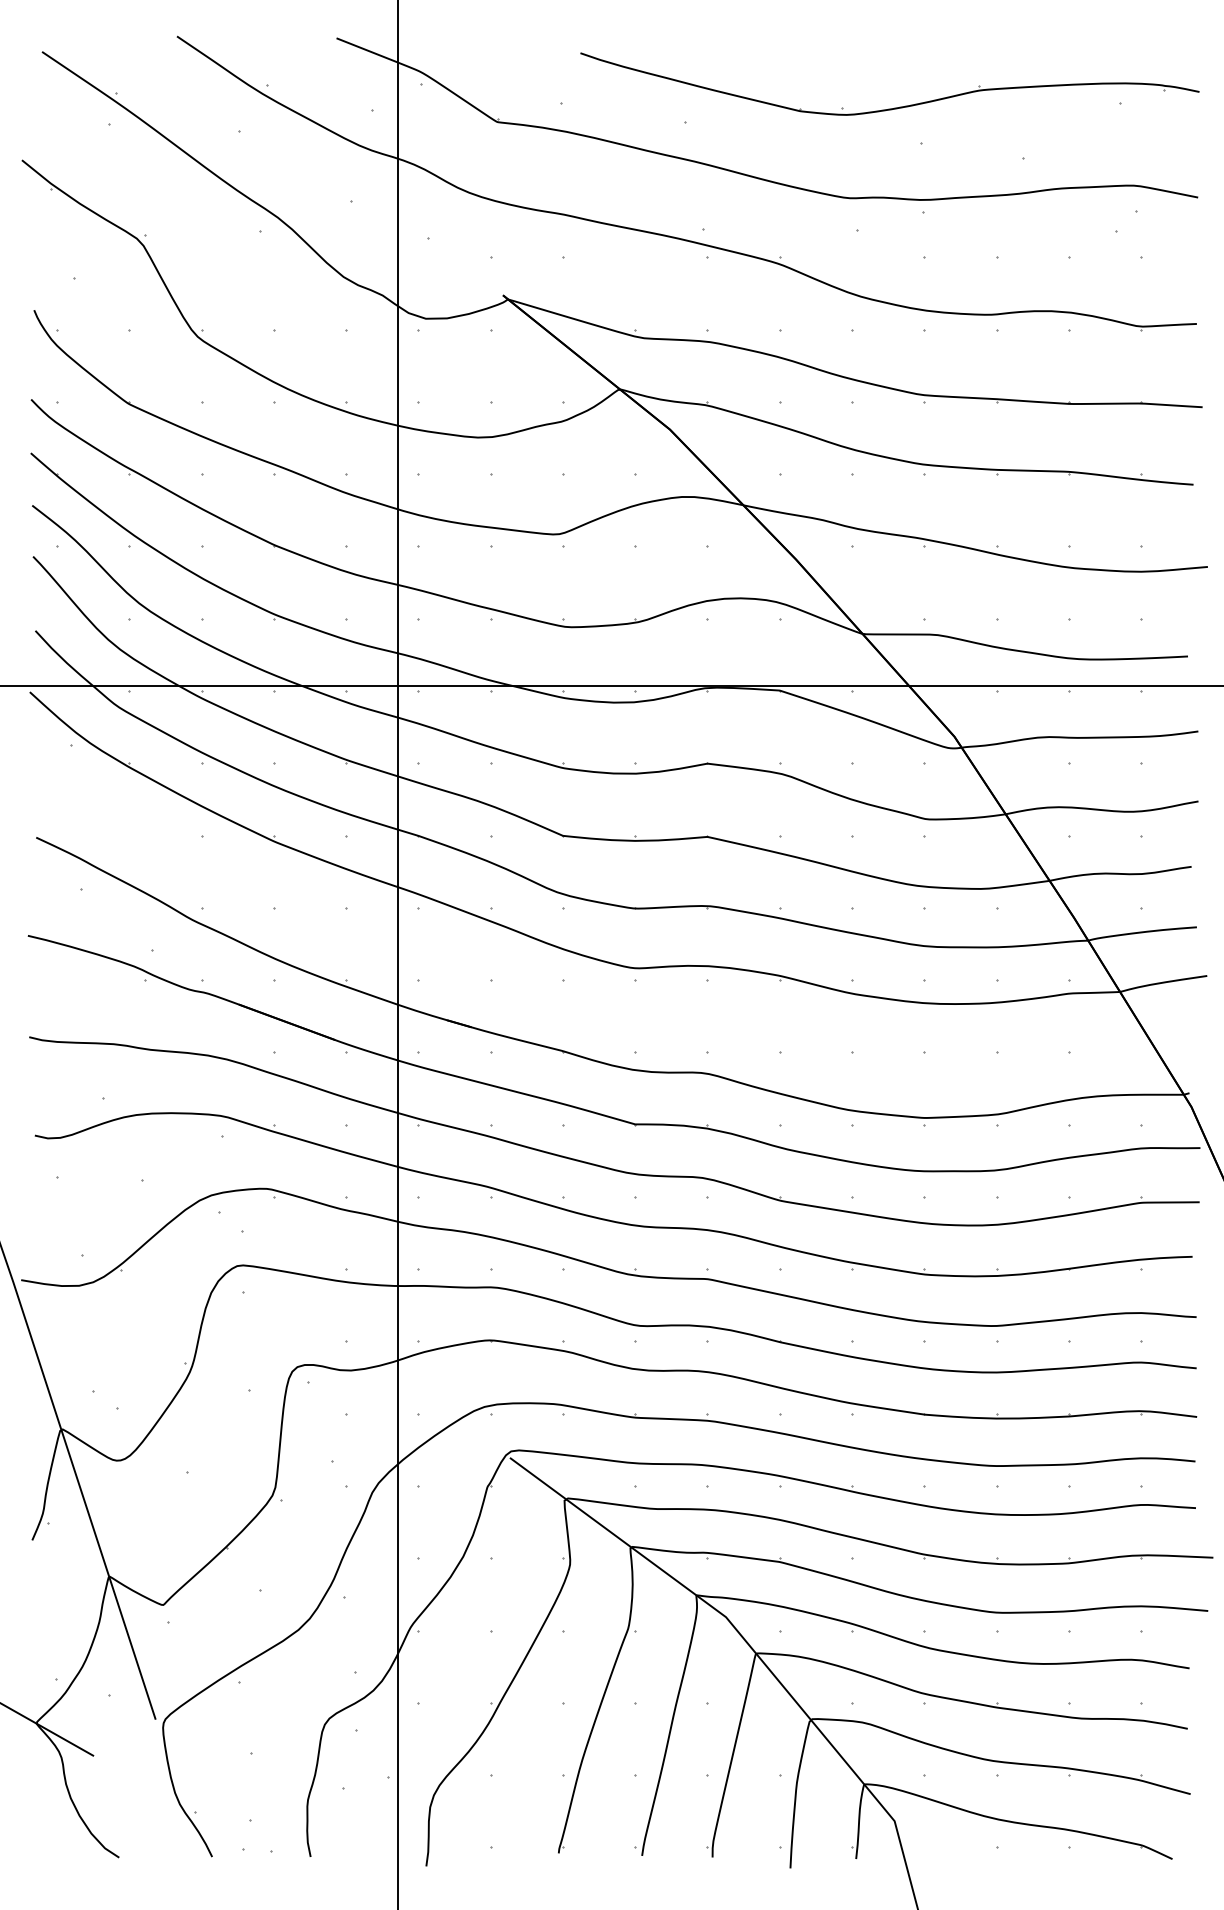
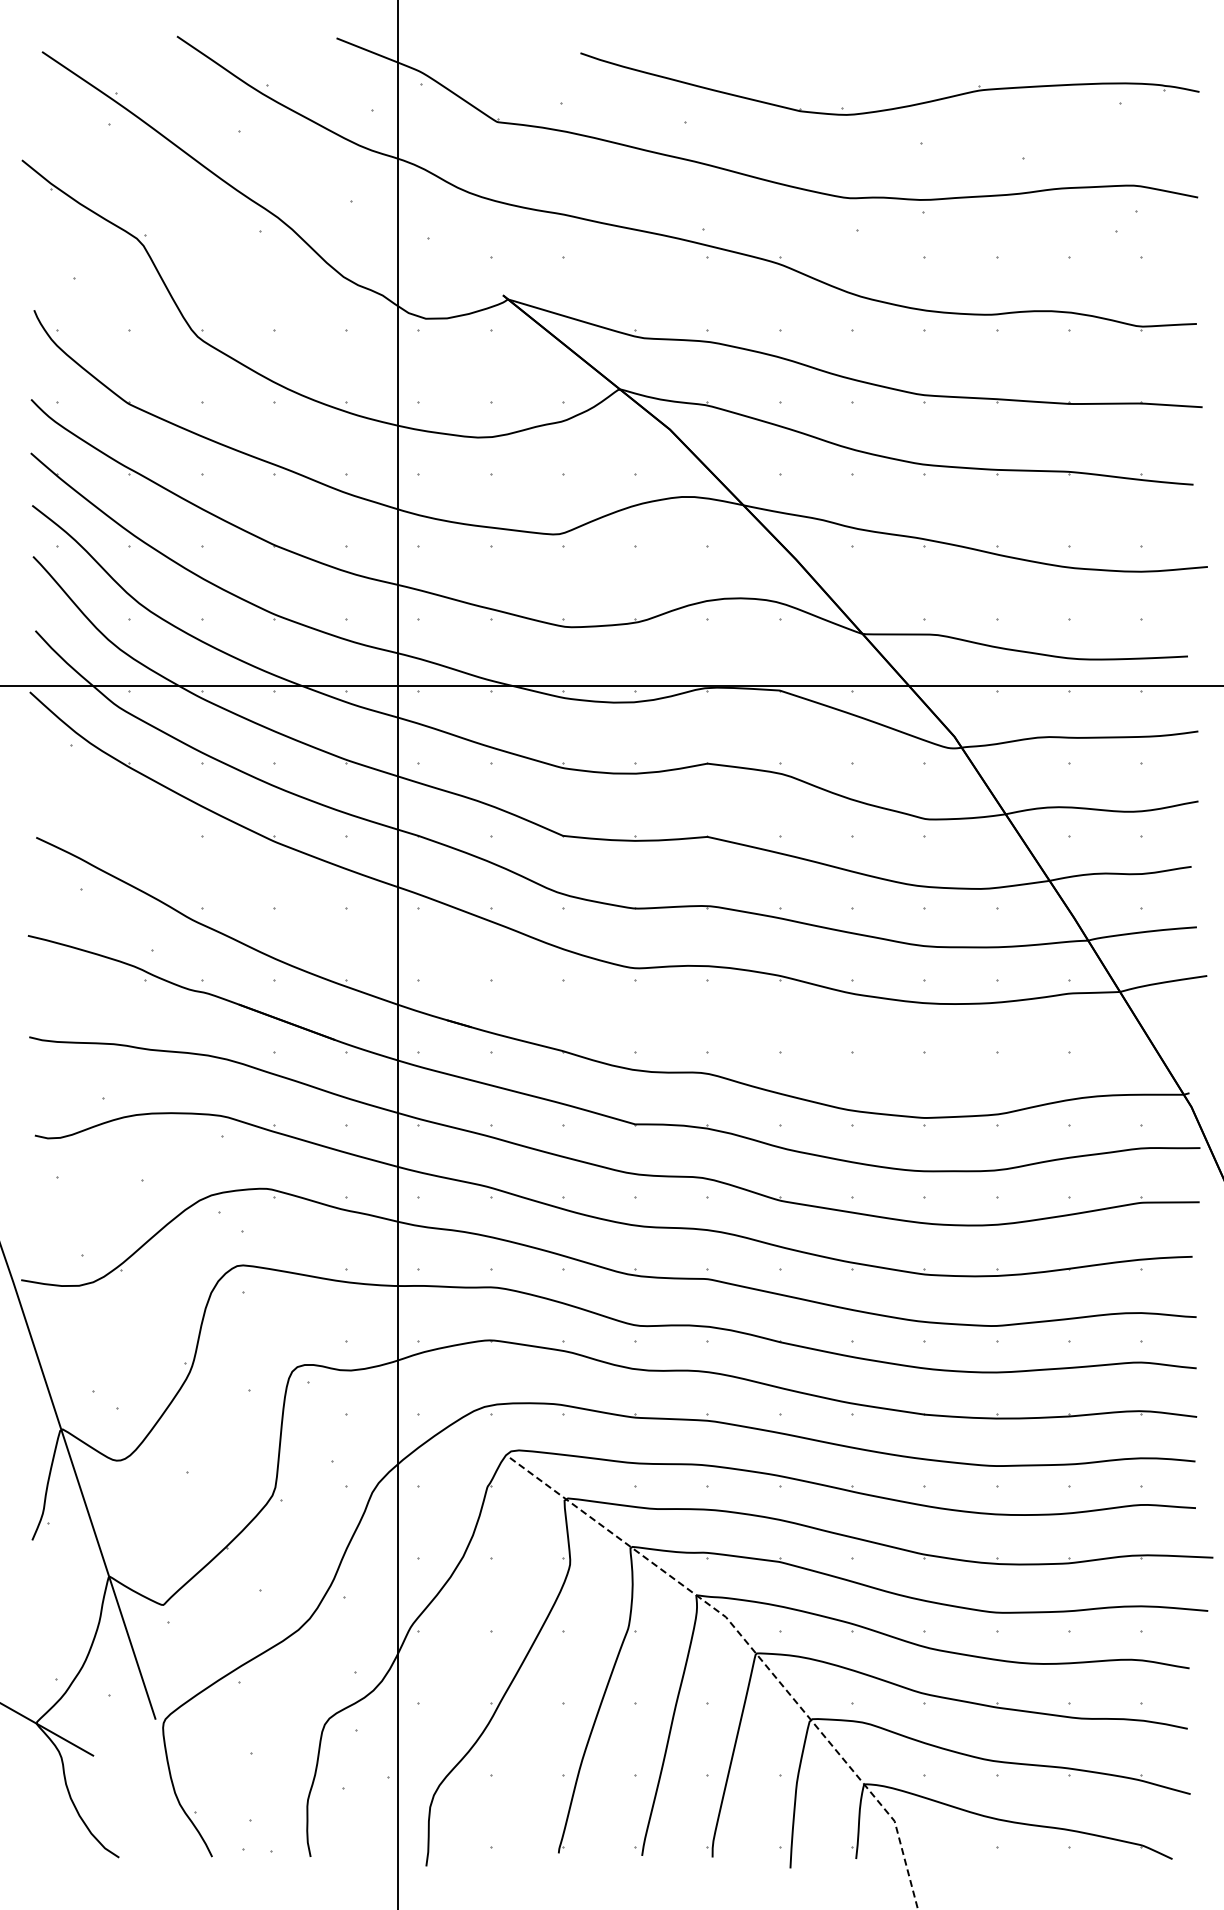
line: solid -> dashed (754, 1651)
